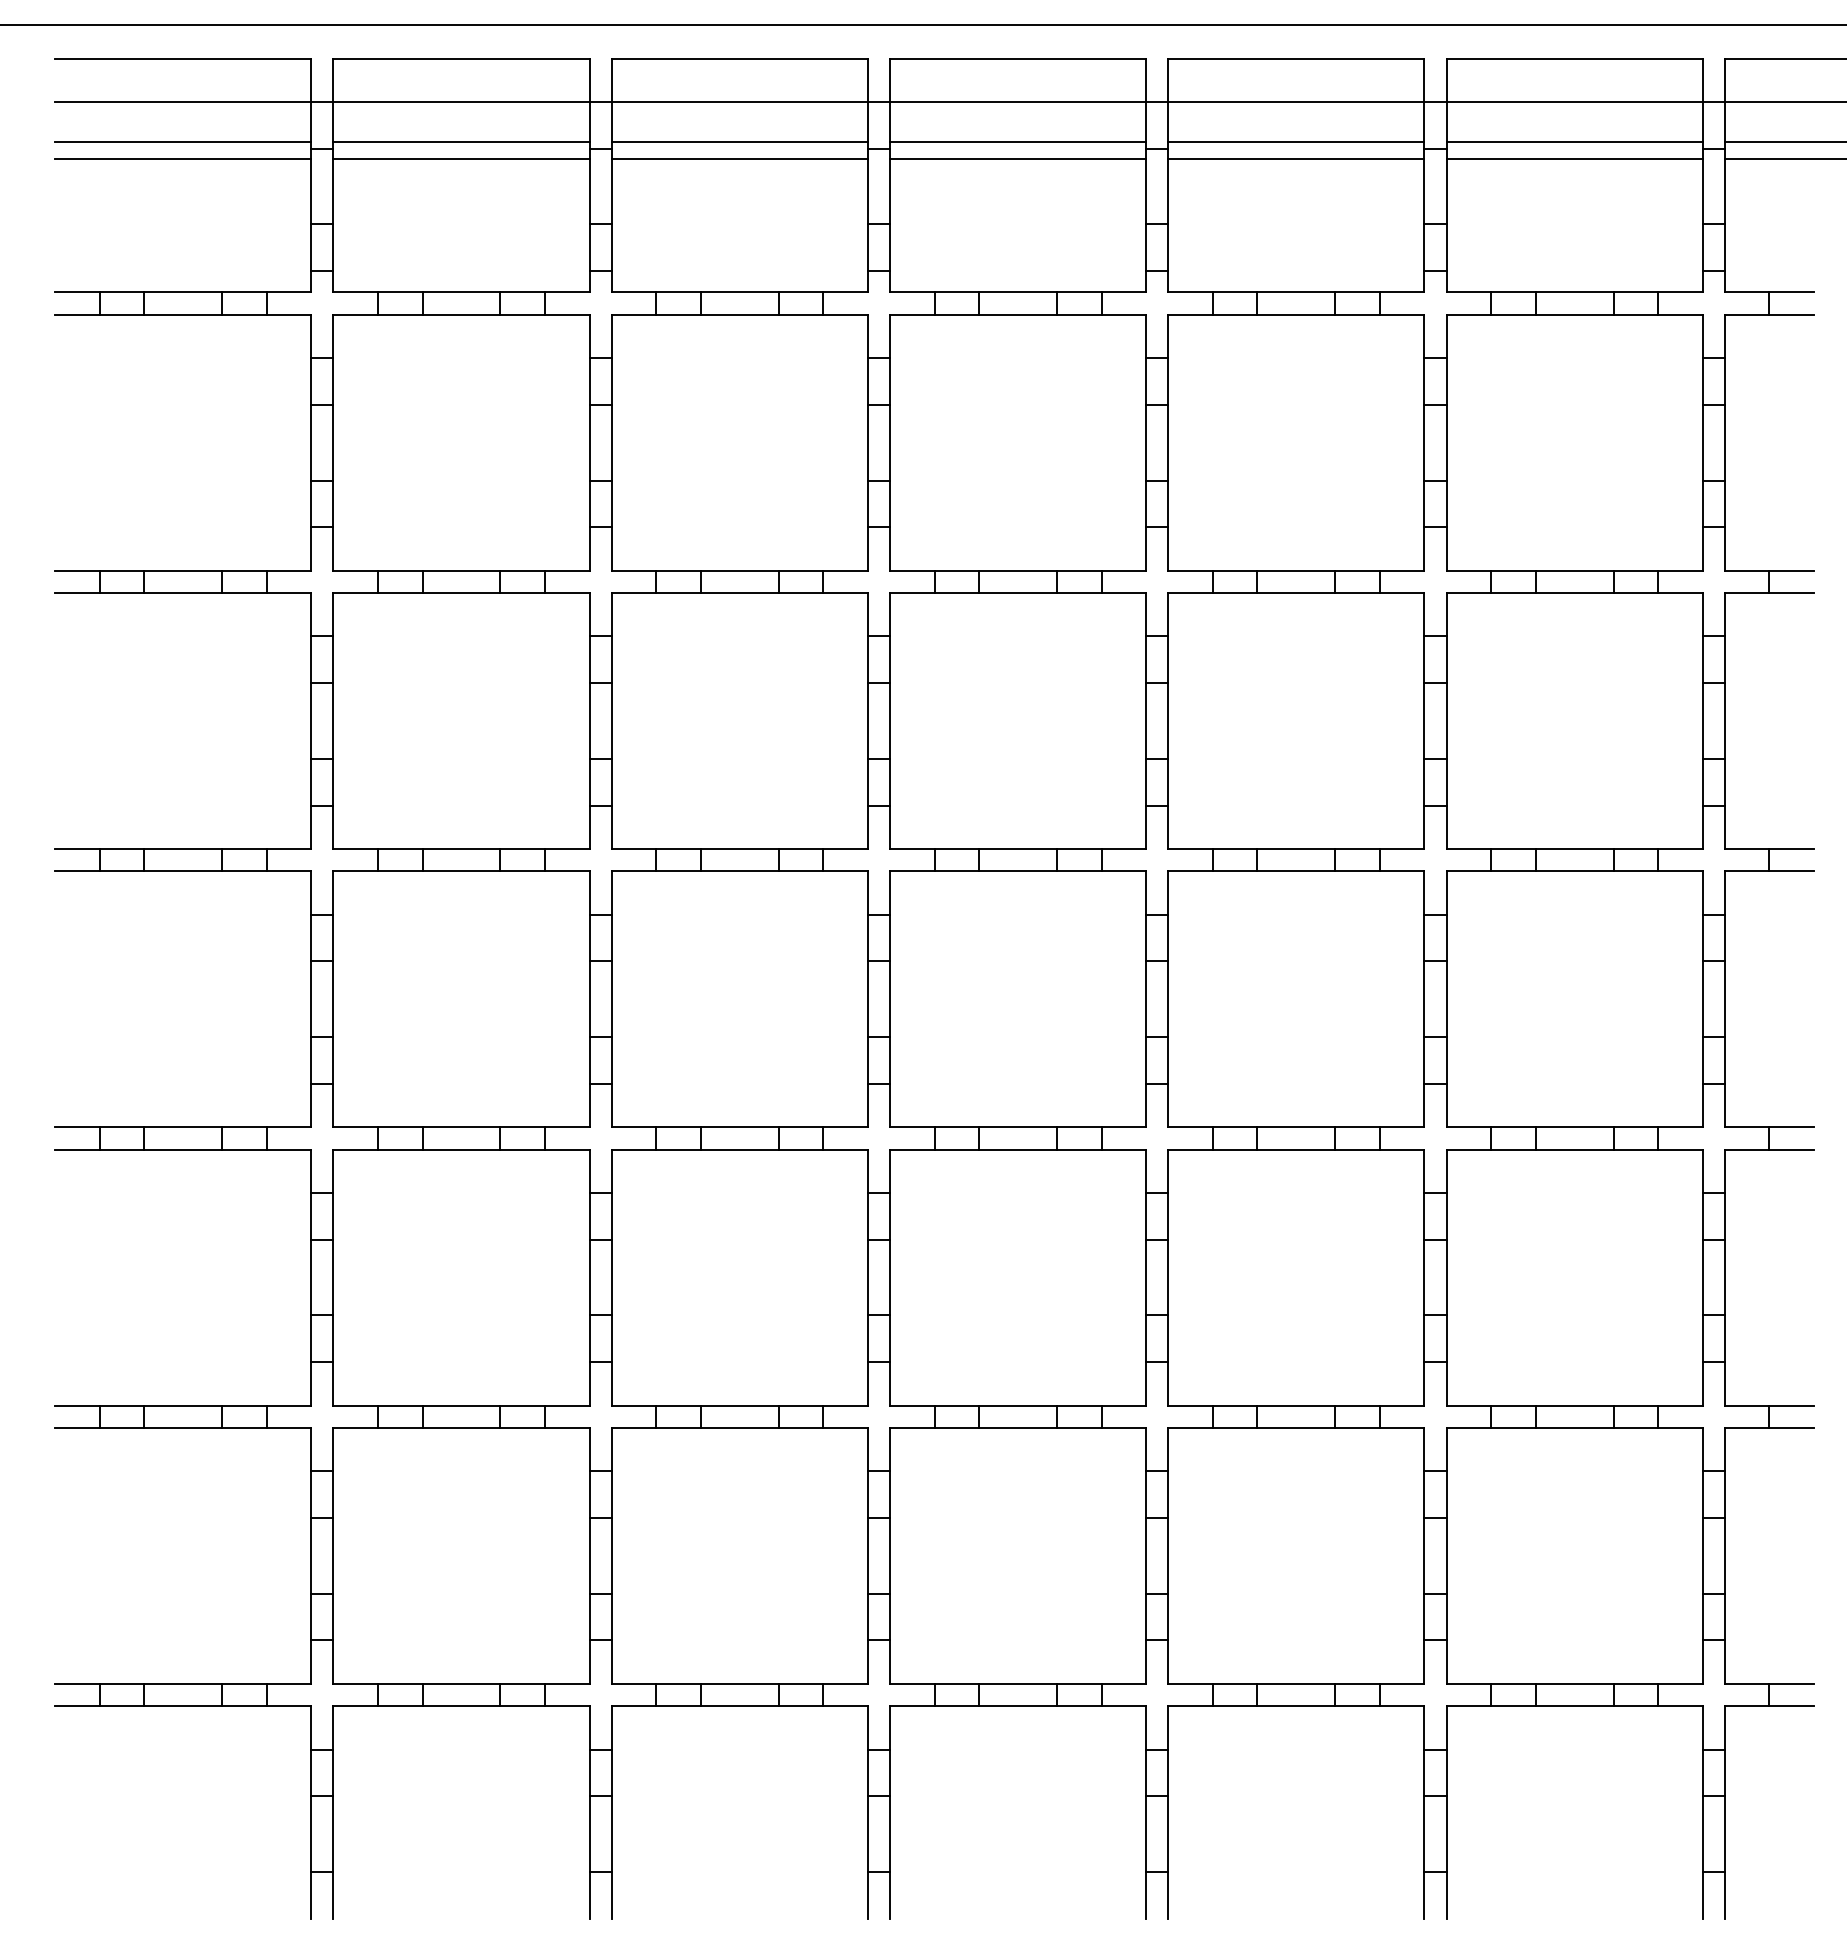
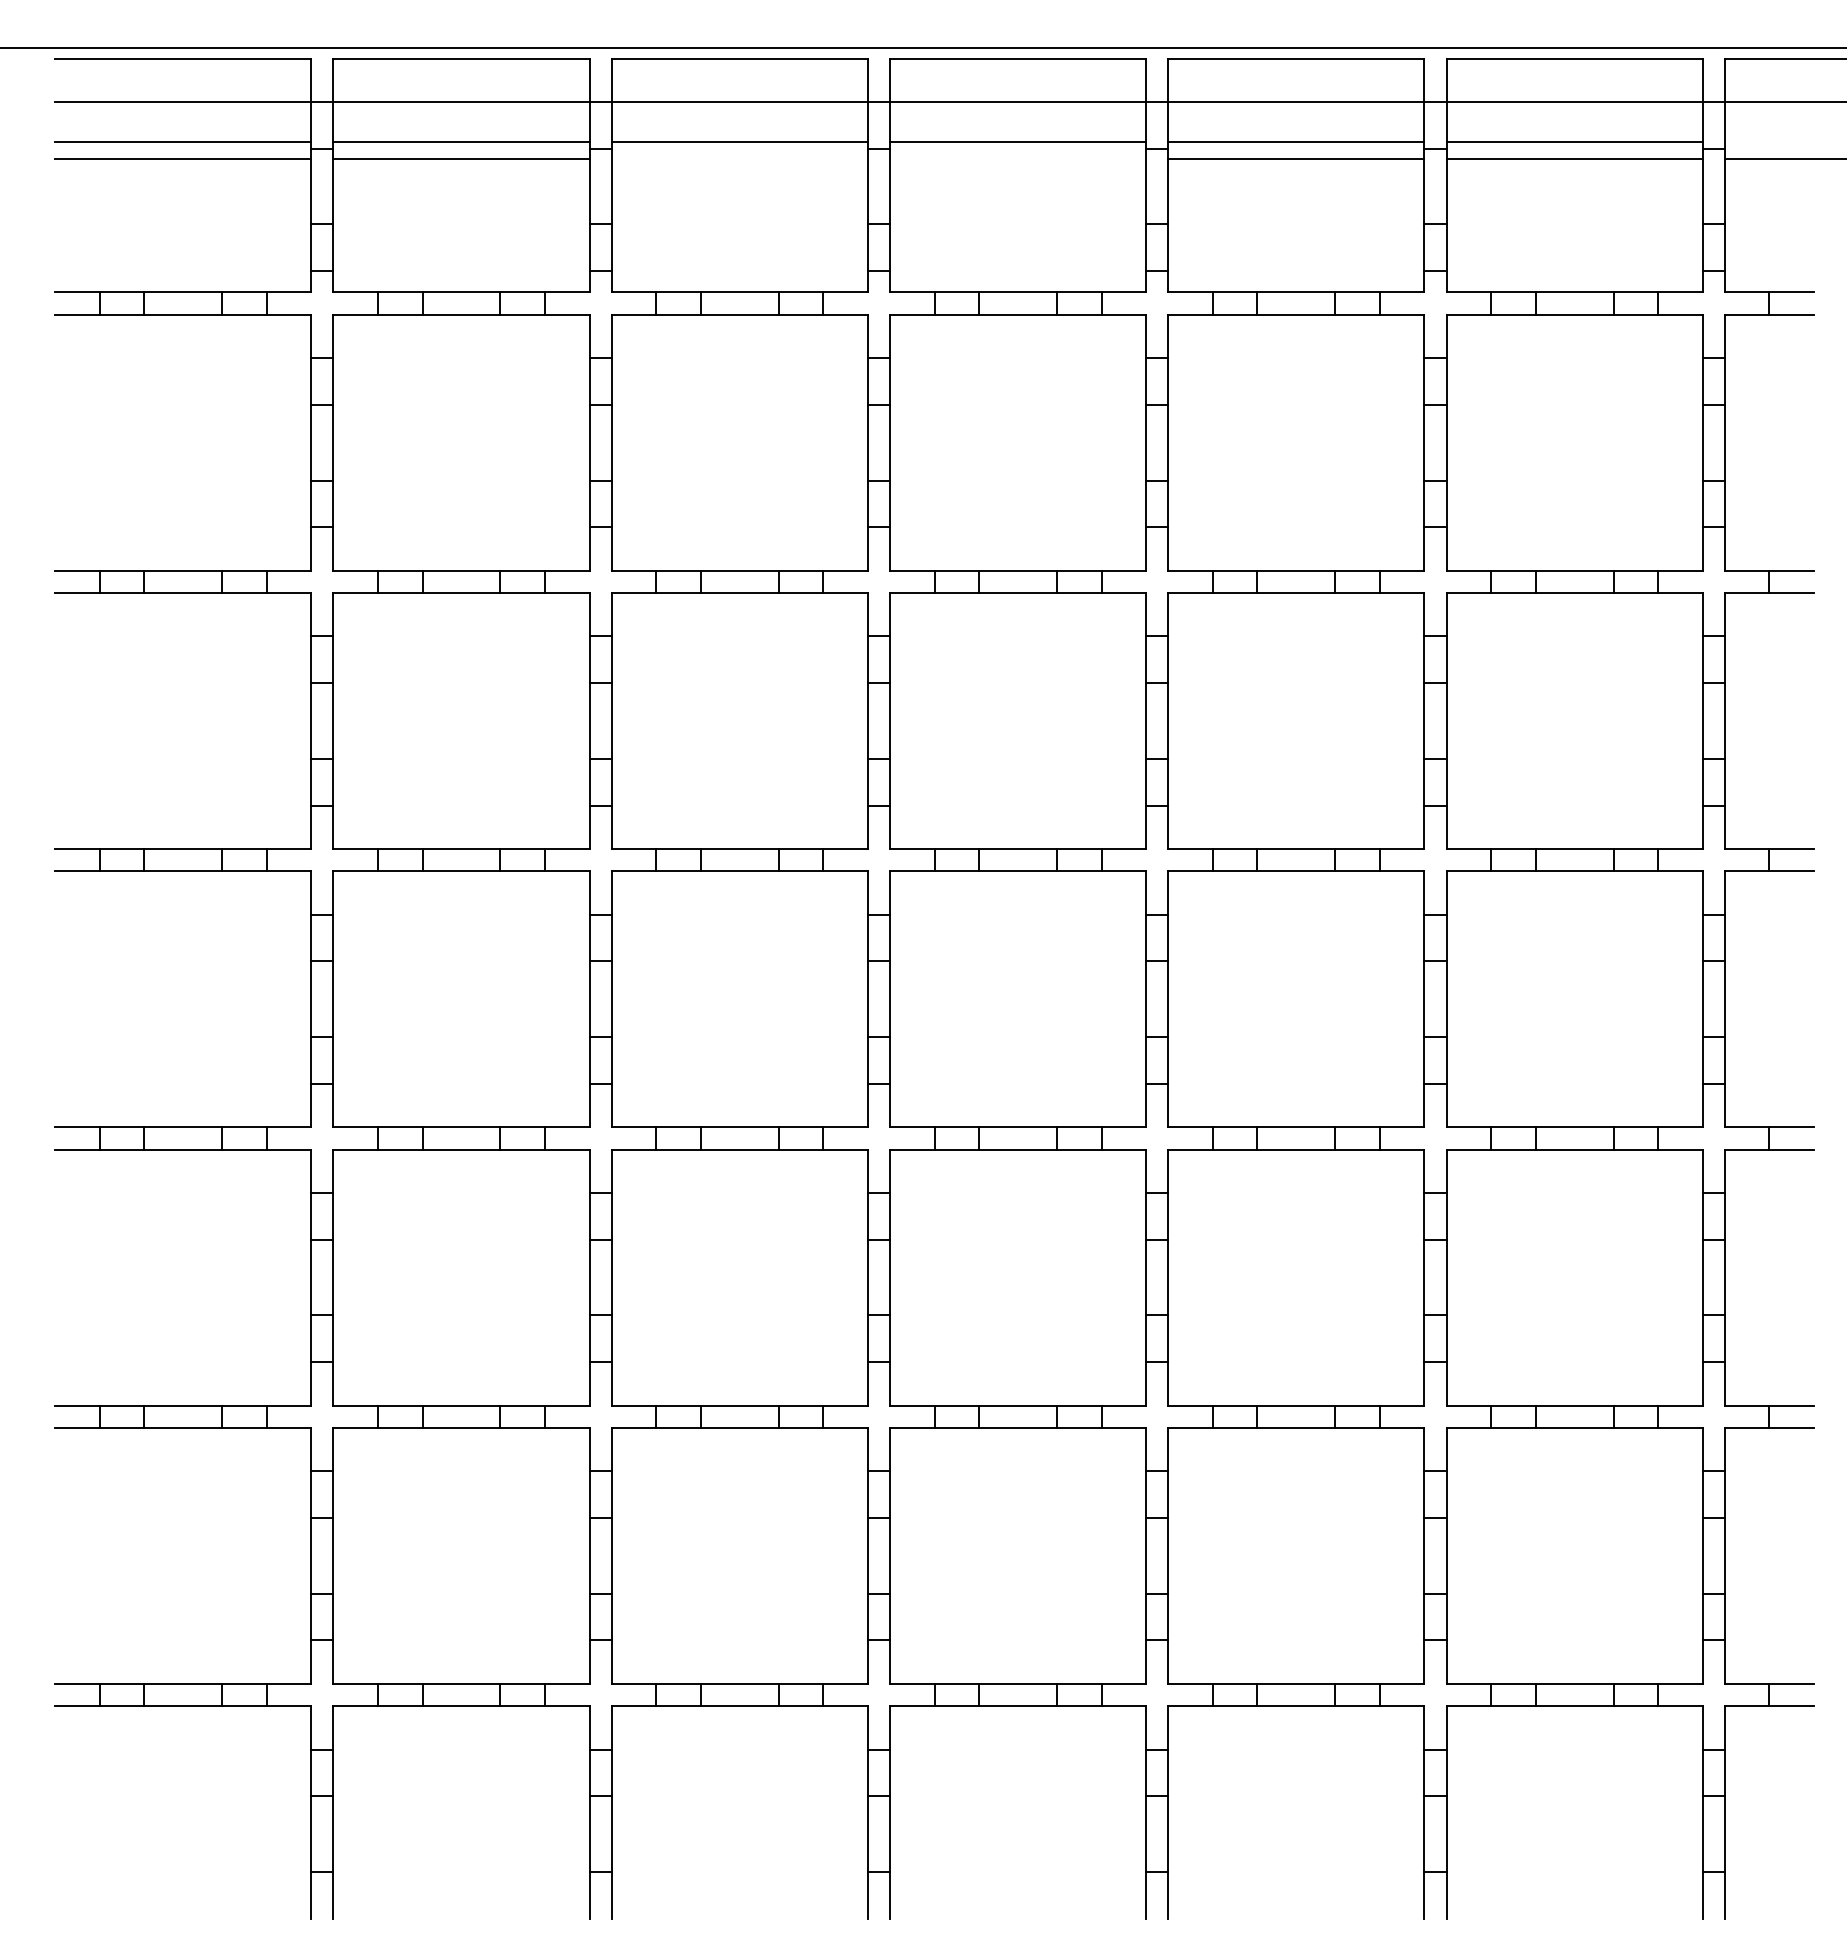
line position: (922, 25) -> (922, 48) (922, 48)
line: present -> none (1783, 142)
line: present -> none (739, 159)
line: present -> none (1018, 159)
